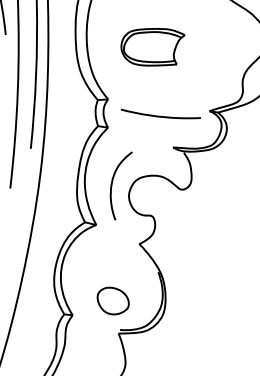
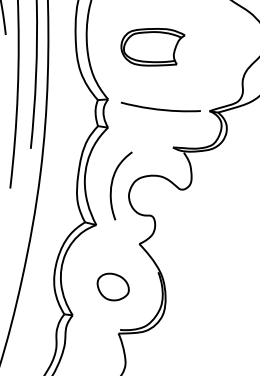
curve position: (160, 115) -> (160, 108) (160, 108)
part position: (112, 300) -> (112, 286) (112, 286)
